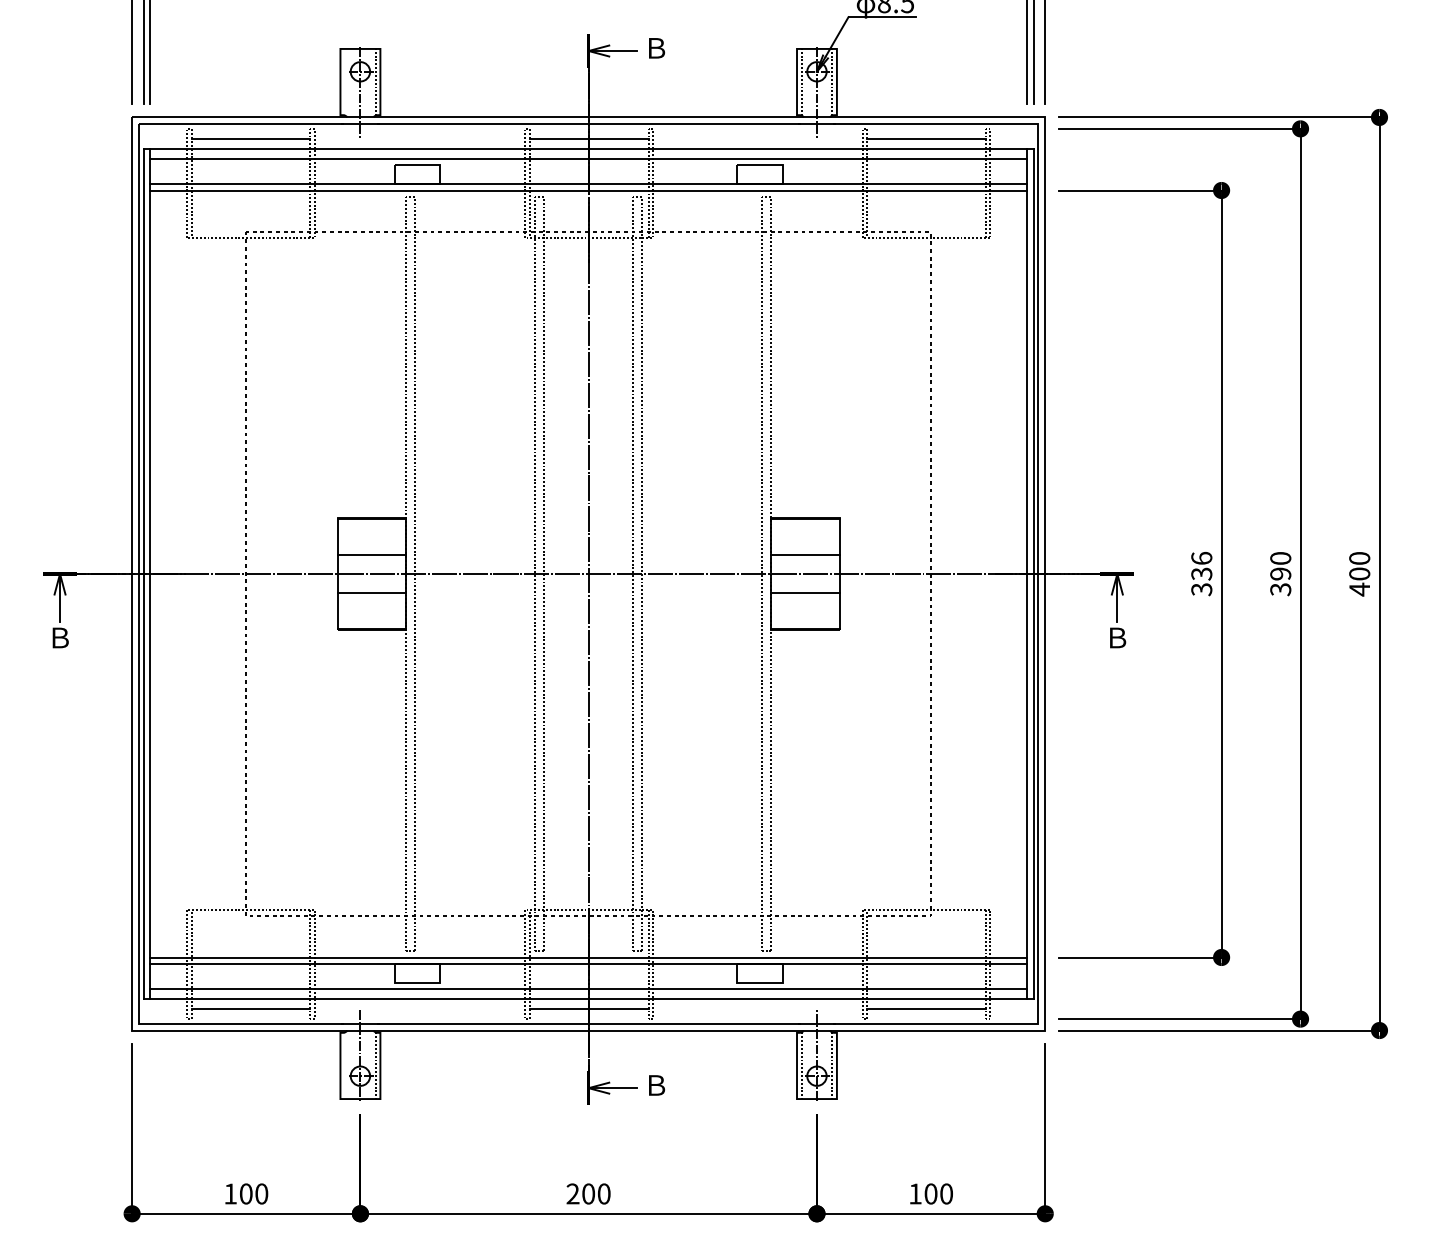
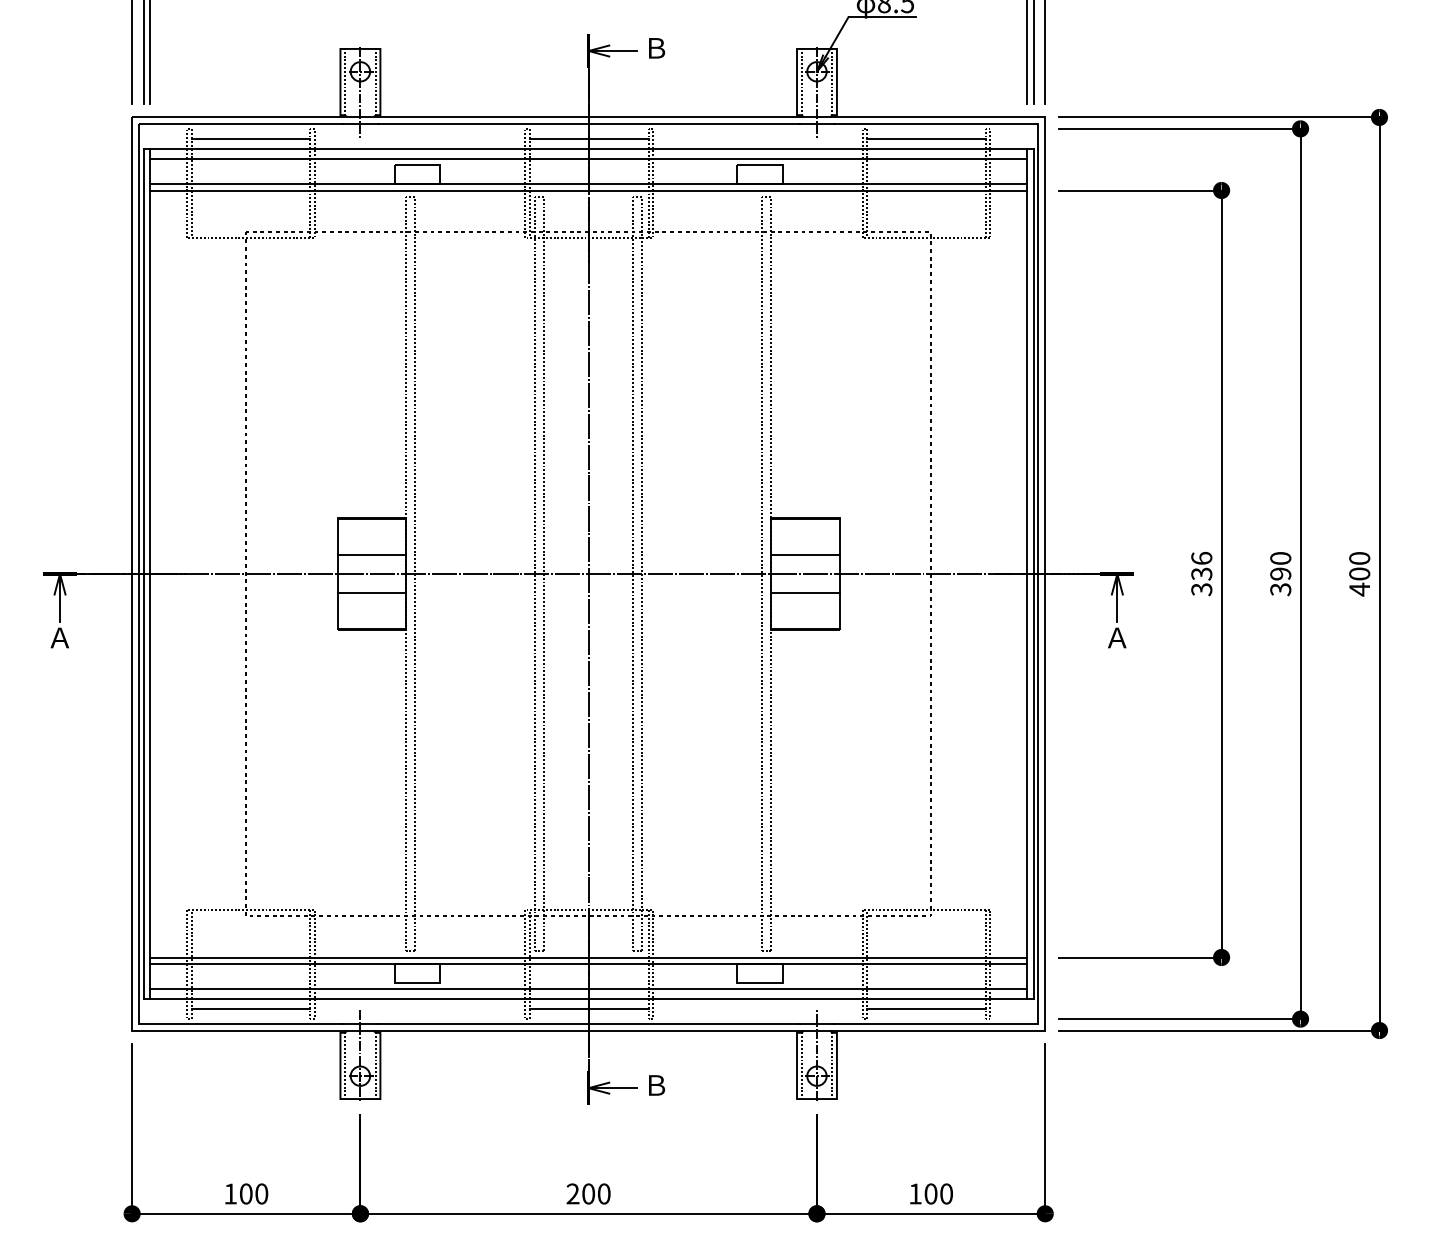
line: none -> present (345, 81)
text: Ｂ -> Ａ (59, 637)
text: Ｂ -> Ａ (1117, 637)
line: none -> present (345, 1065)
